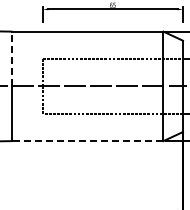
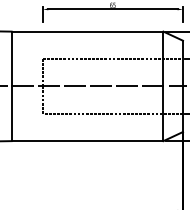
line: dashed -> solid (11, 58)
line: dashed -> solid (87, 141)
